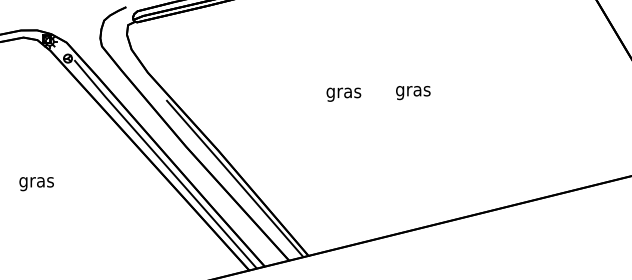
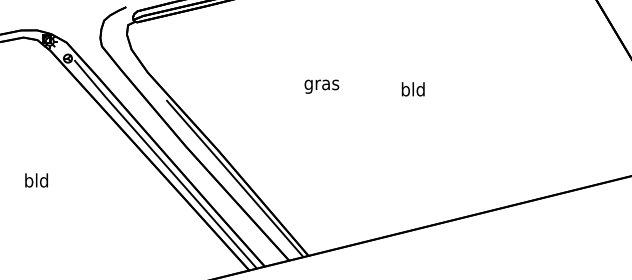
text: gras -> bld (413, 91)
text position: (343, 94) -> (321, 86) (321, 86)
text: gras -> bld (36, 182)
